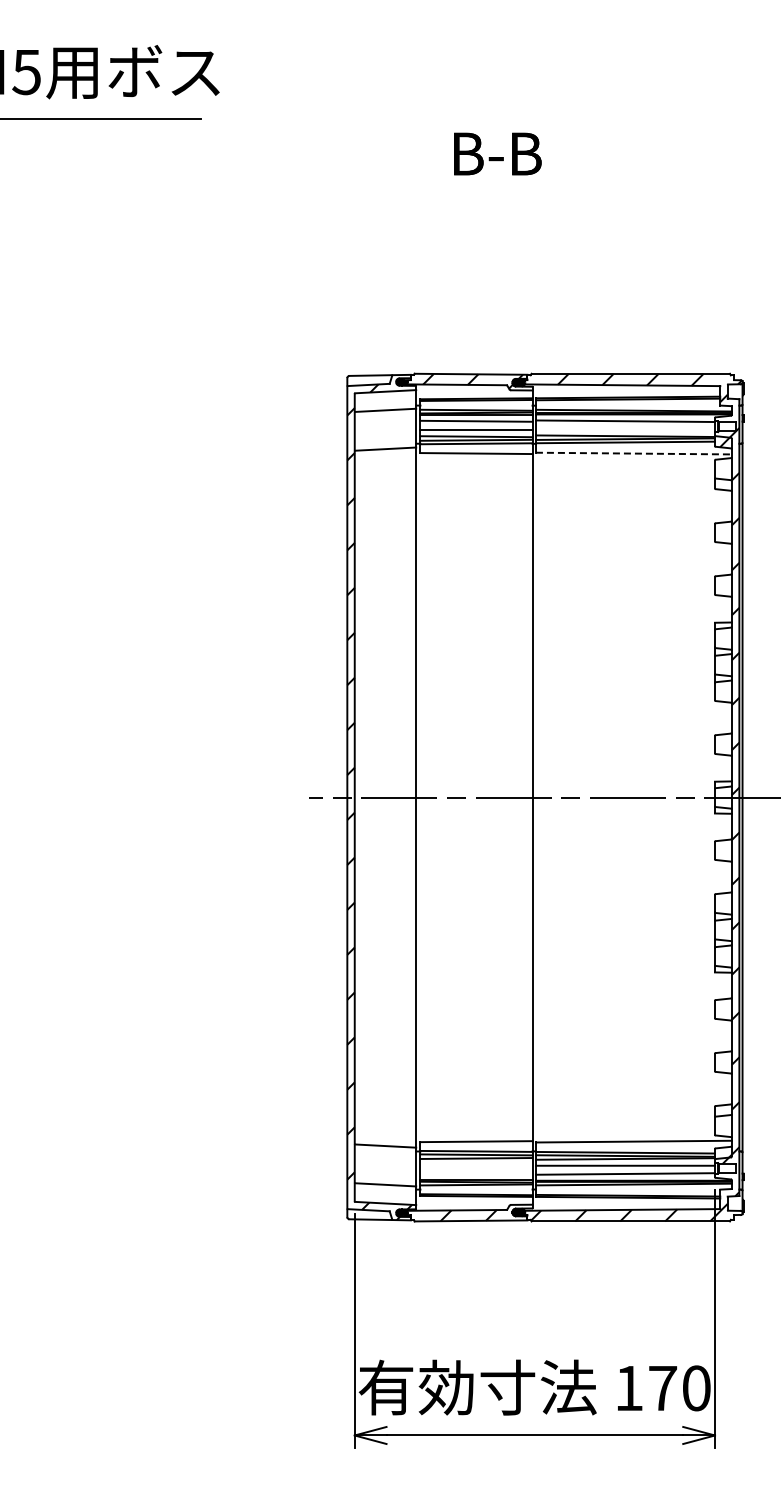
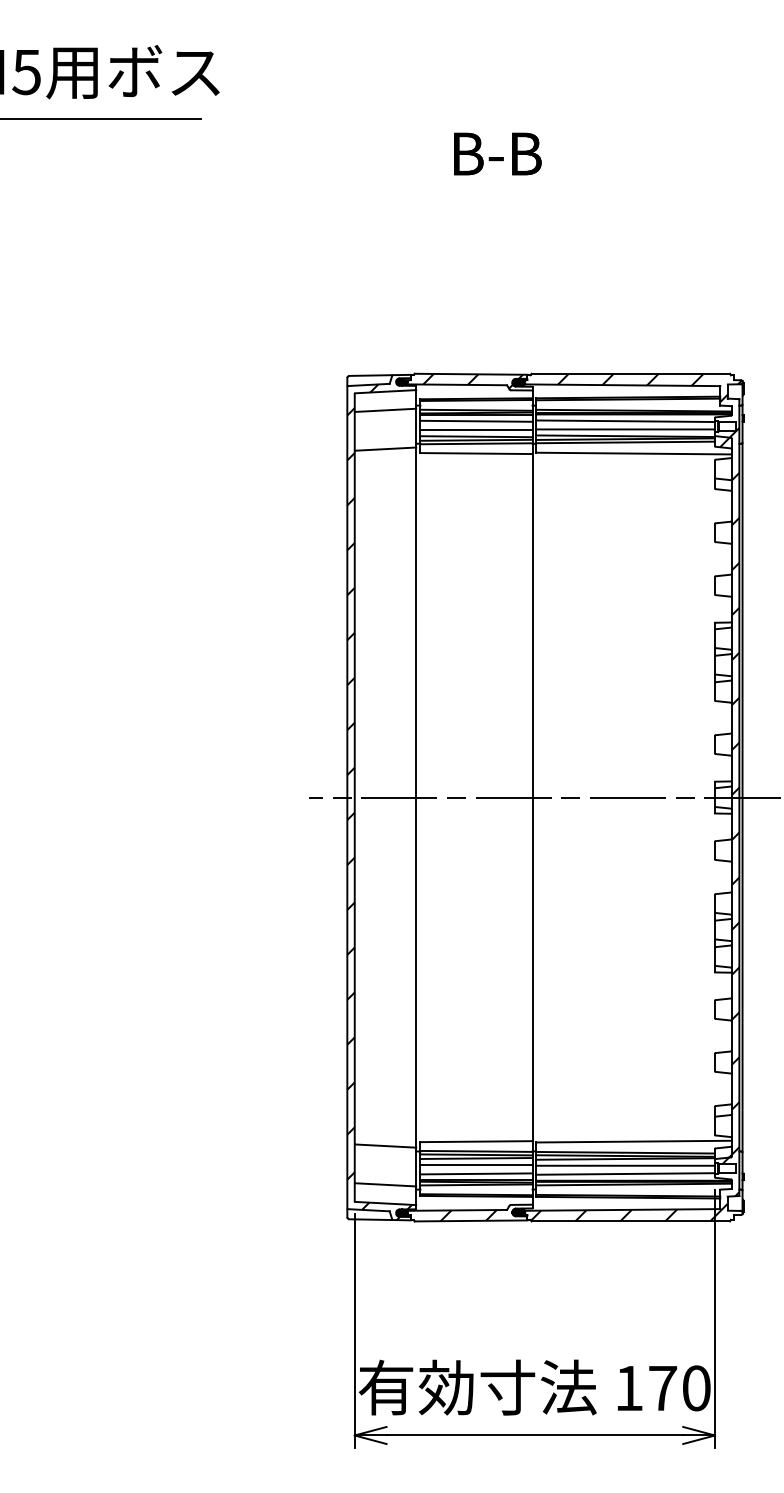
line: none -> present (624, 429)
line: dashed -> solid (634, 453)
line: none -> present (476, 1164)
line: none -> present (476, 1173)
